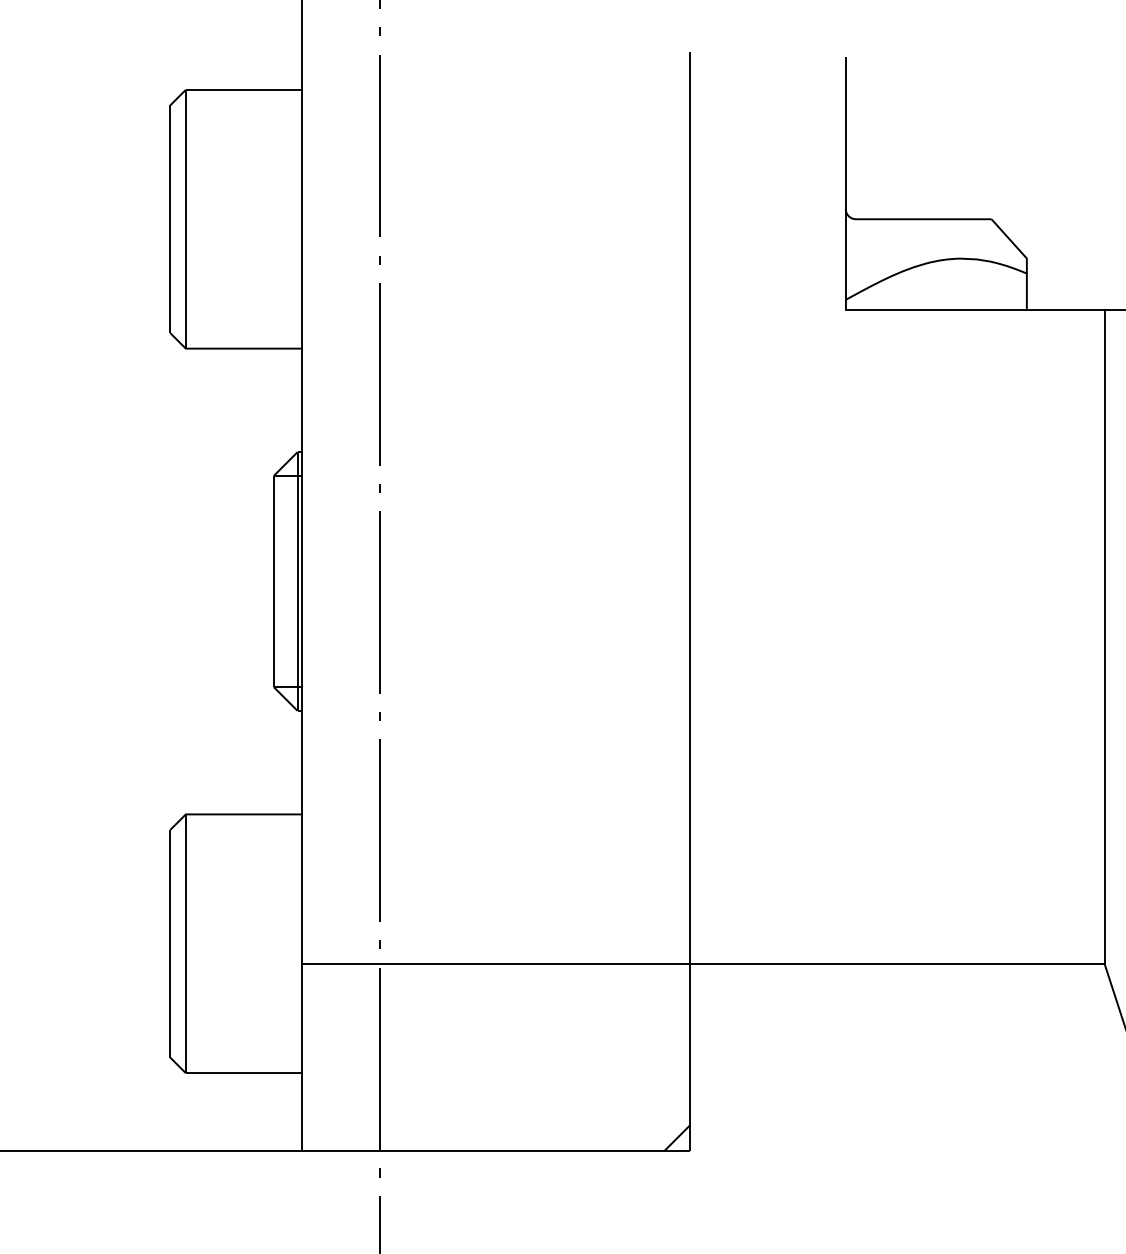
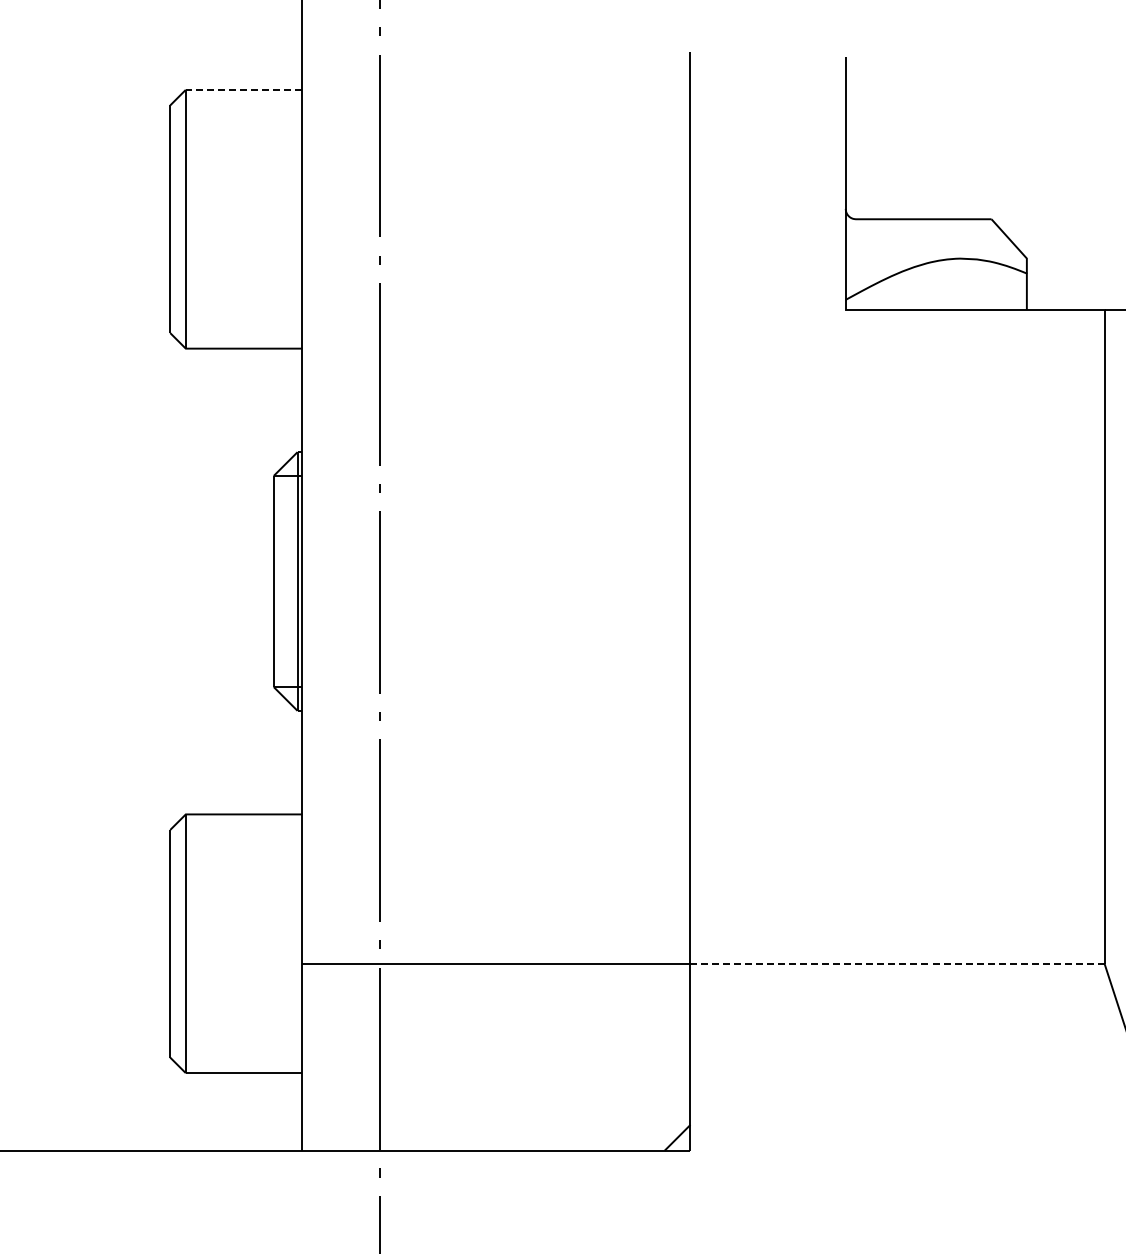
line: solid -> dashed (243, 89)
line: solid -> dashed (896, 963)
